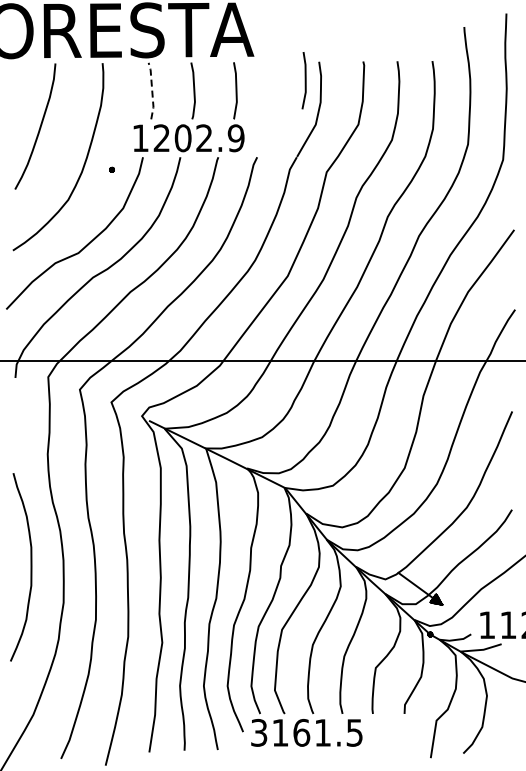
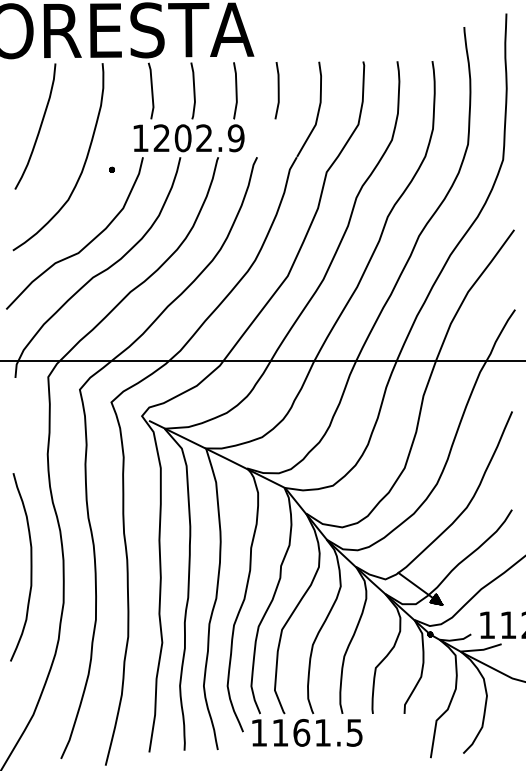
line position: (304, 80) -> (277, 90) (277, 90)
line: dashed -> solid (152, 90)
text: 3161.5 -> 1161.5 (259, 732)
